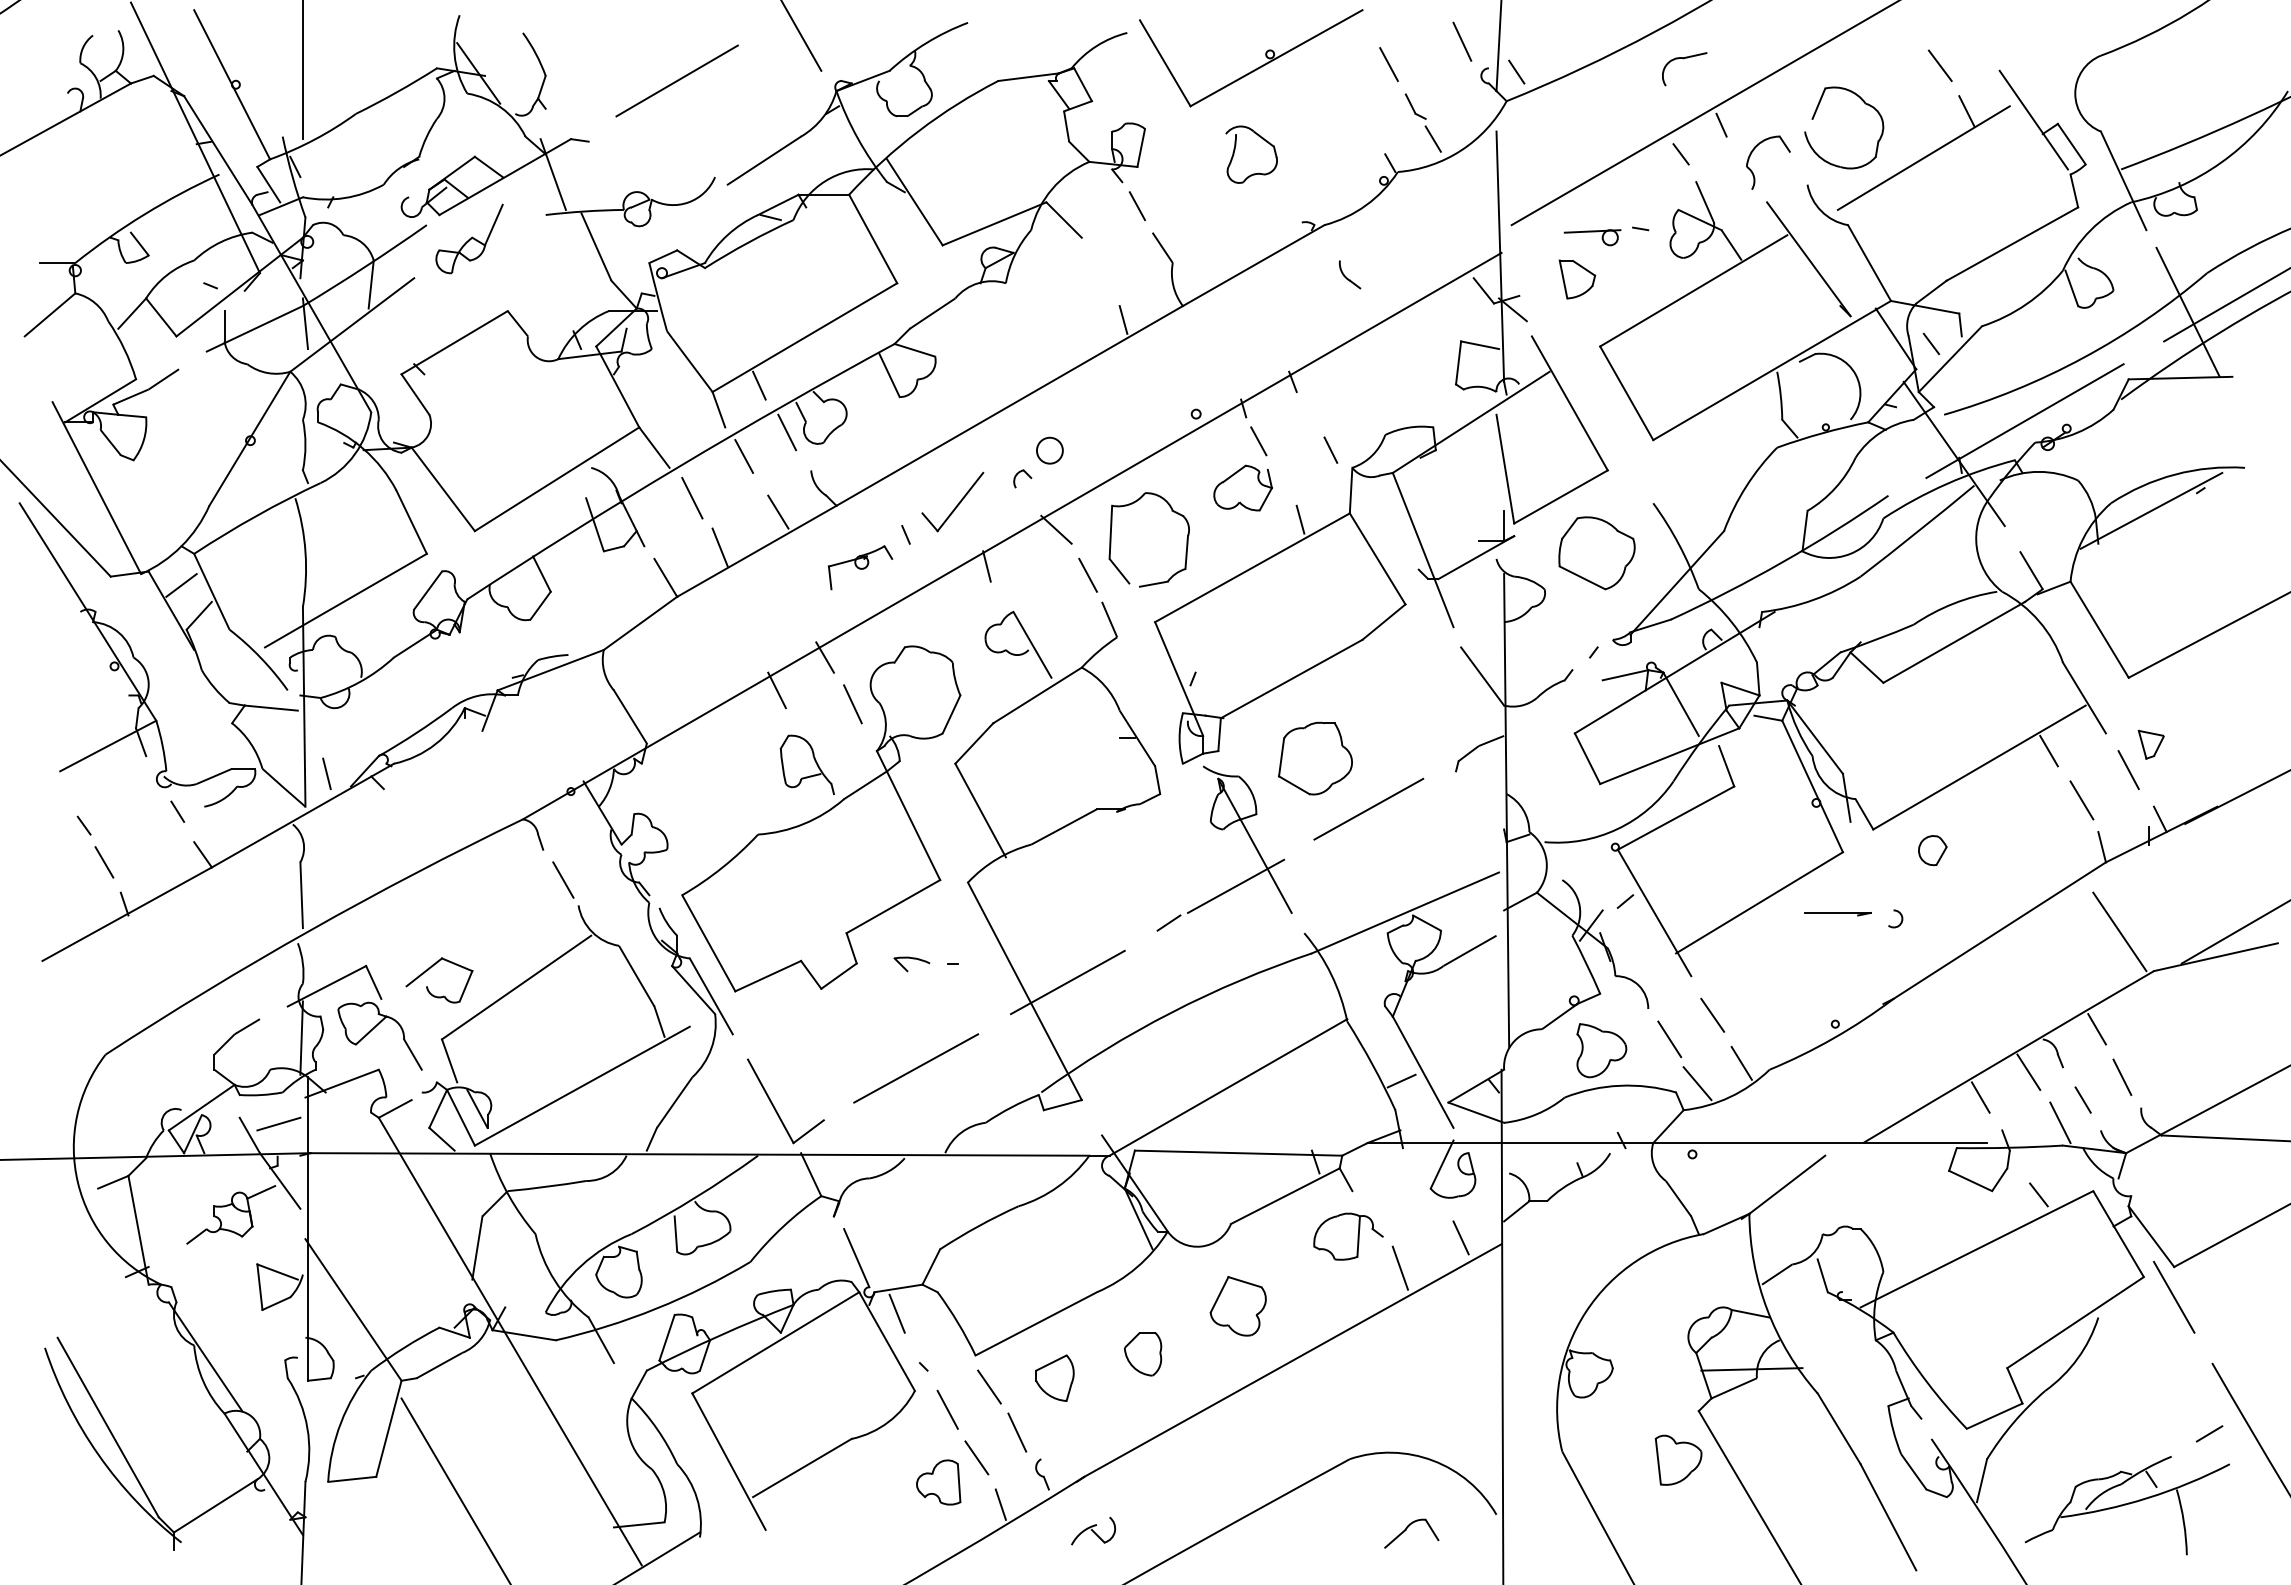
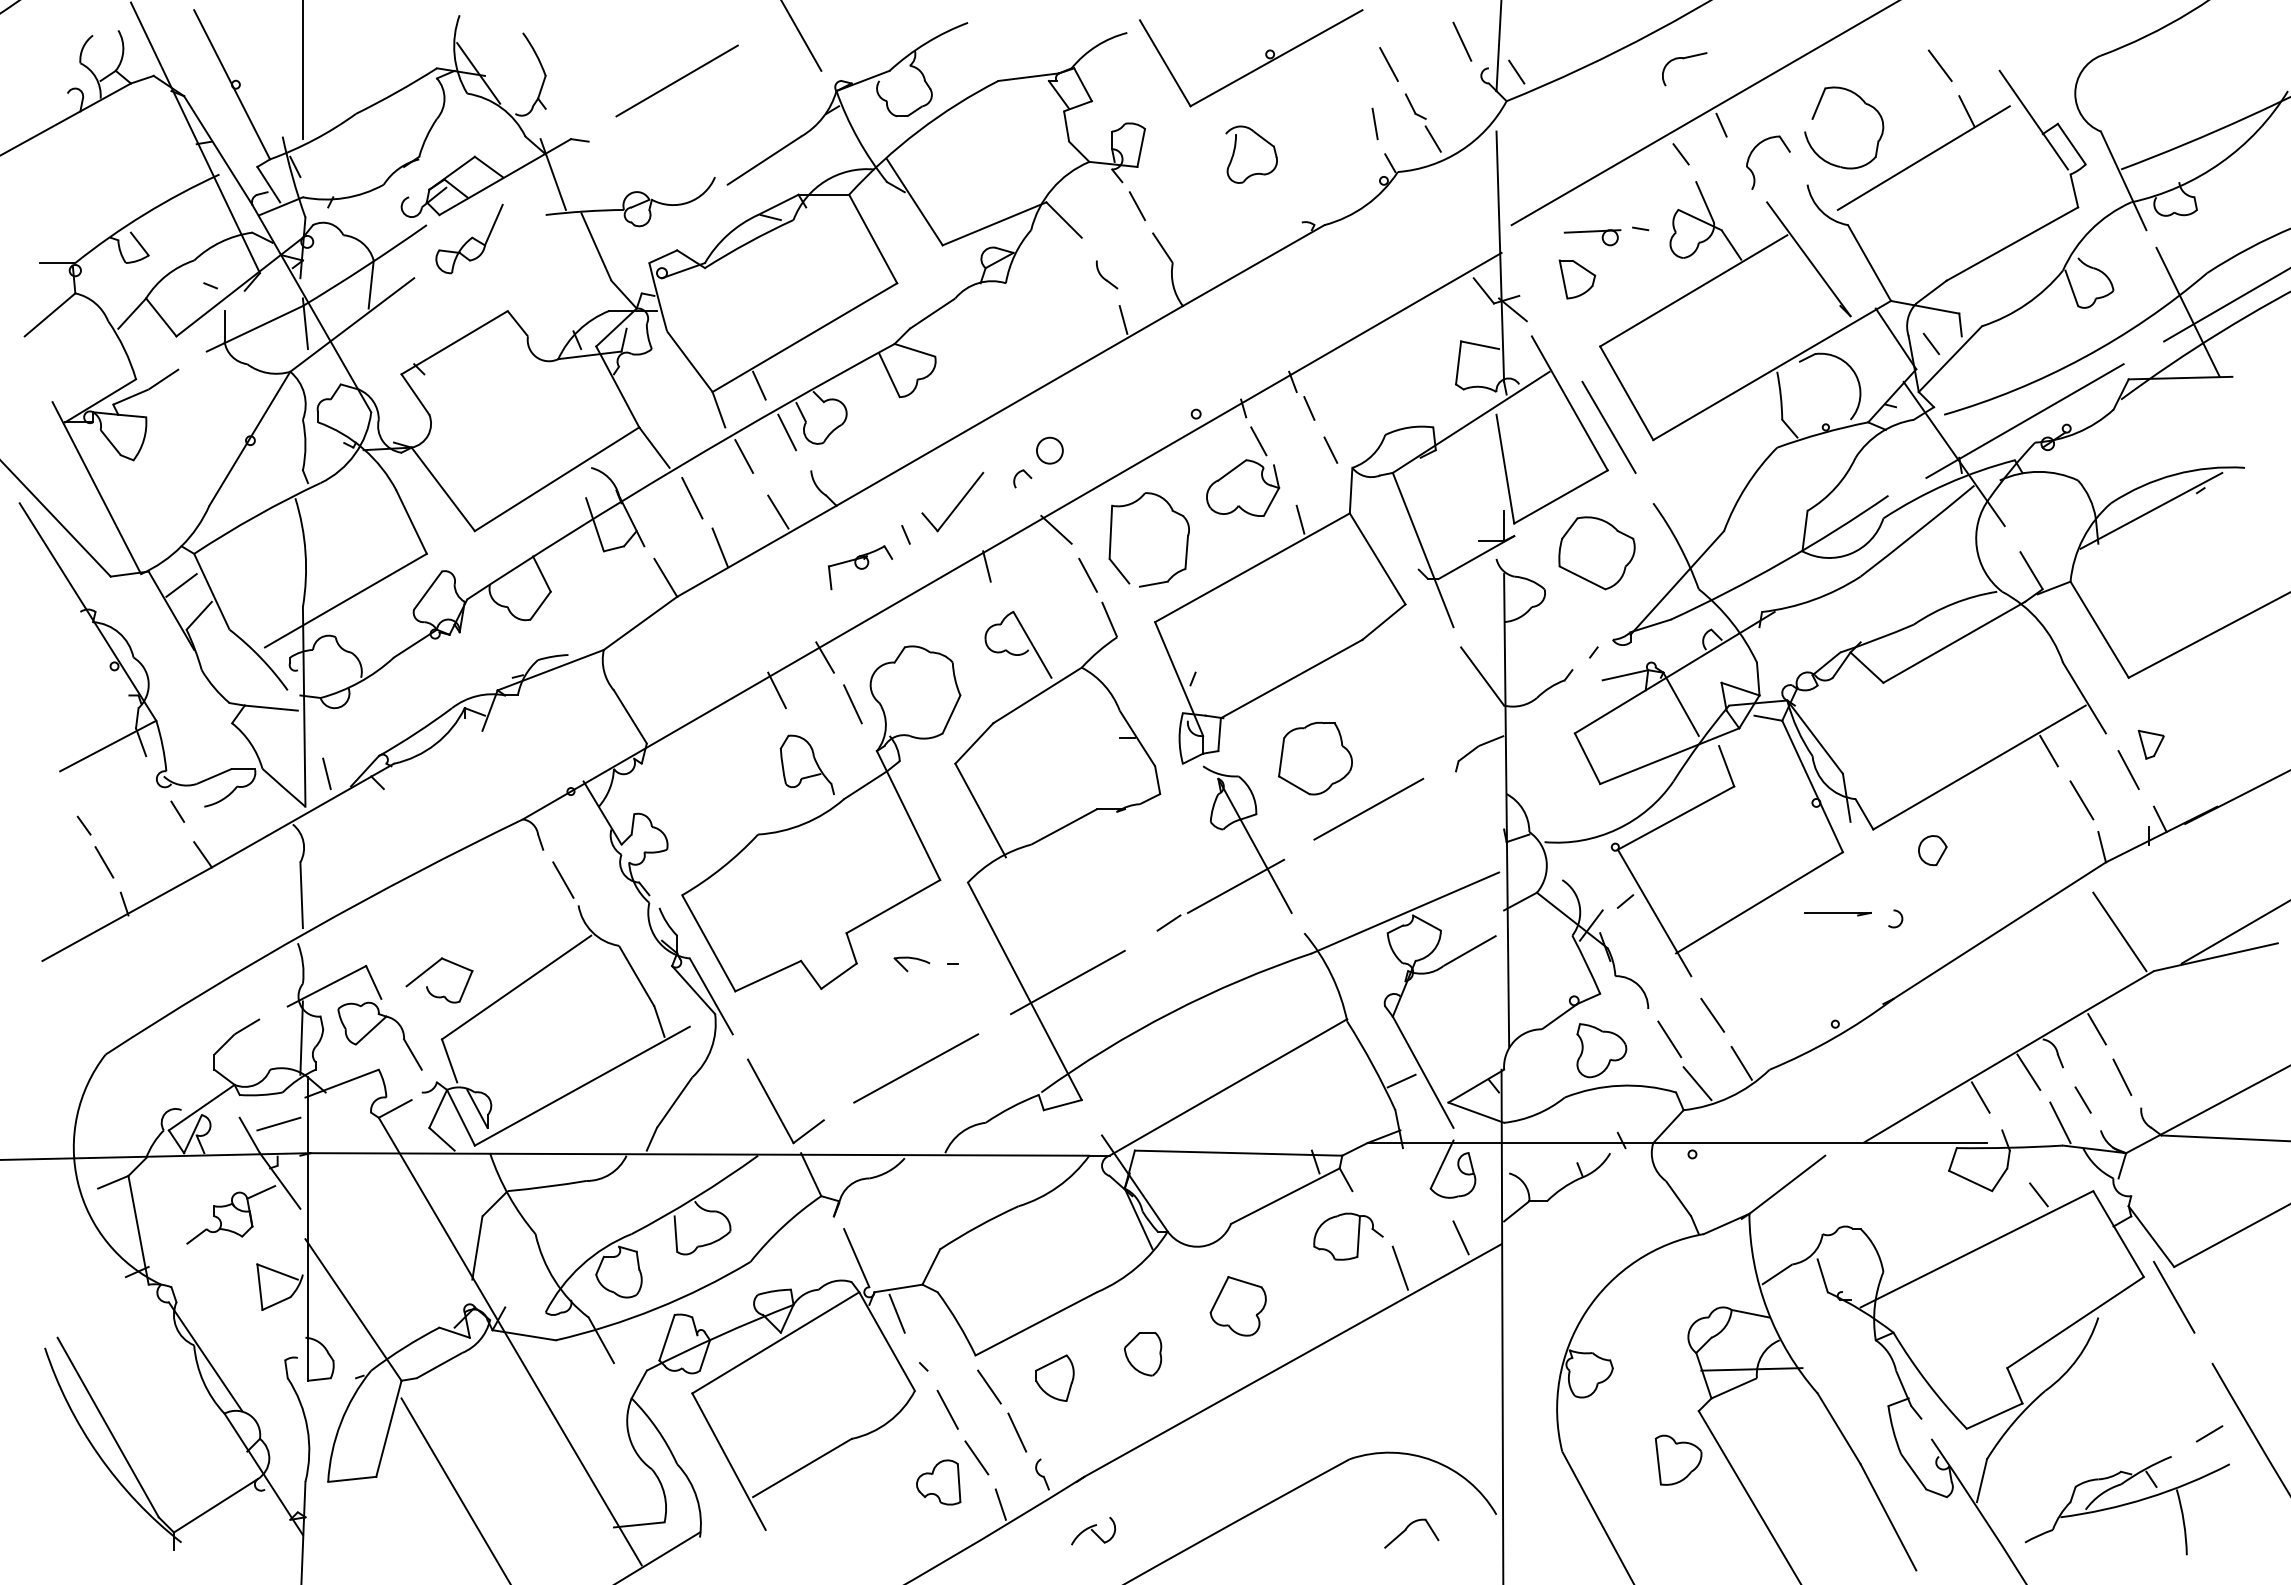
line: none -> present (1374, 123)
part position: (1349, 274) -> (1106, 274) (1106, 274)
line: none -> present (1309, 408)
line: none -> present (1608, 426)
part size: 60x48 px -> 75x58 px (1243, 487)
